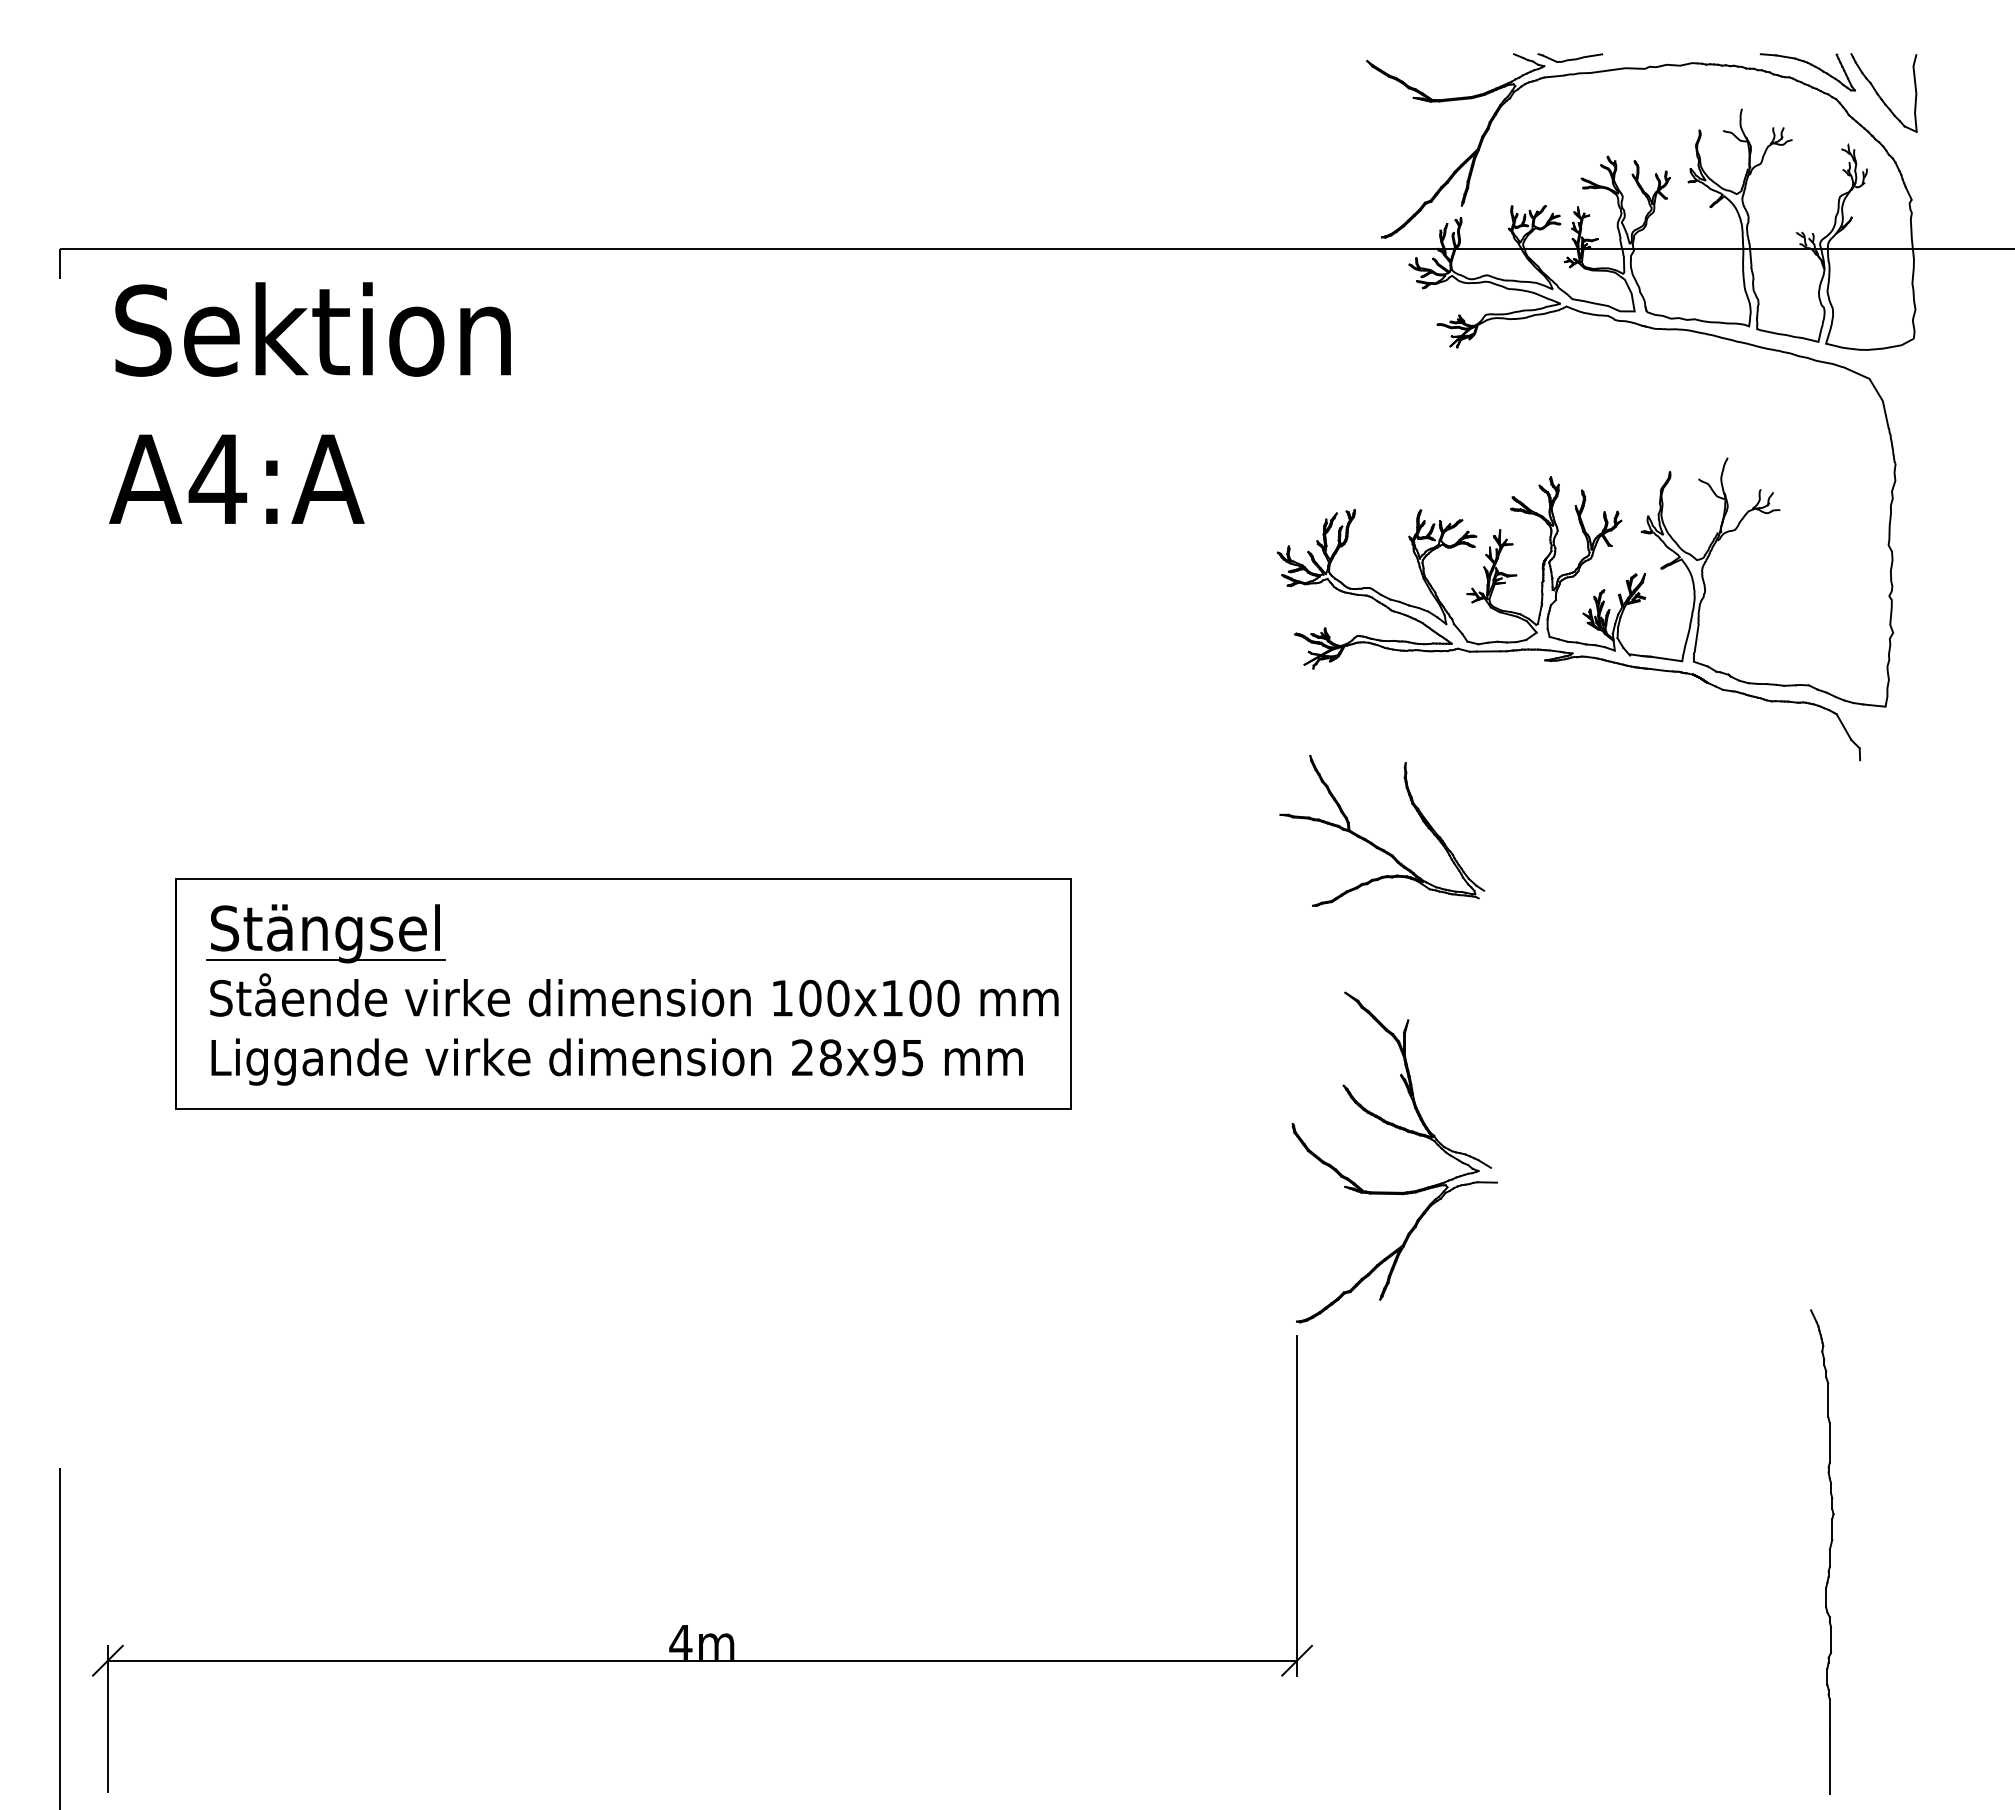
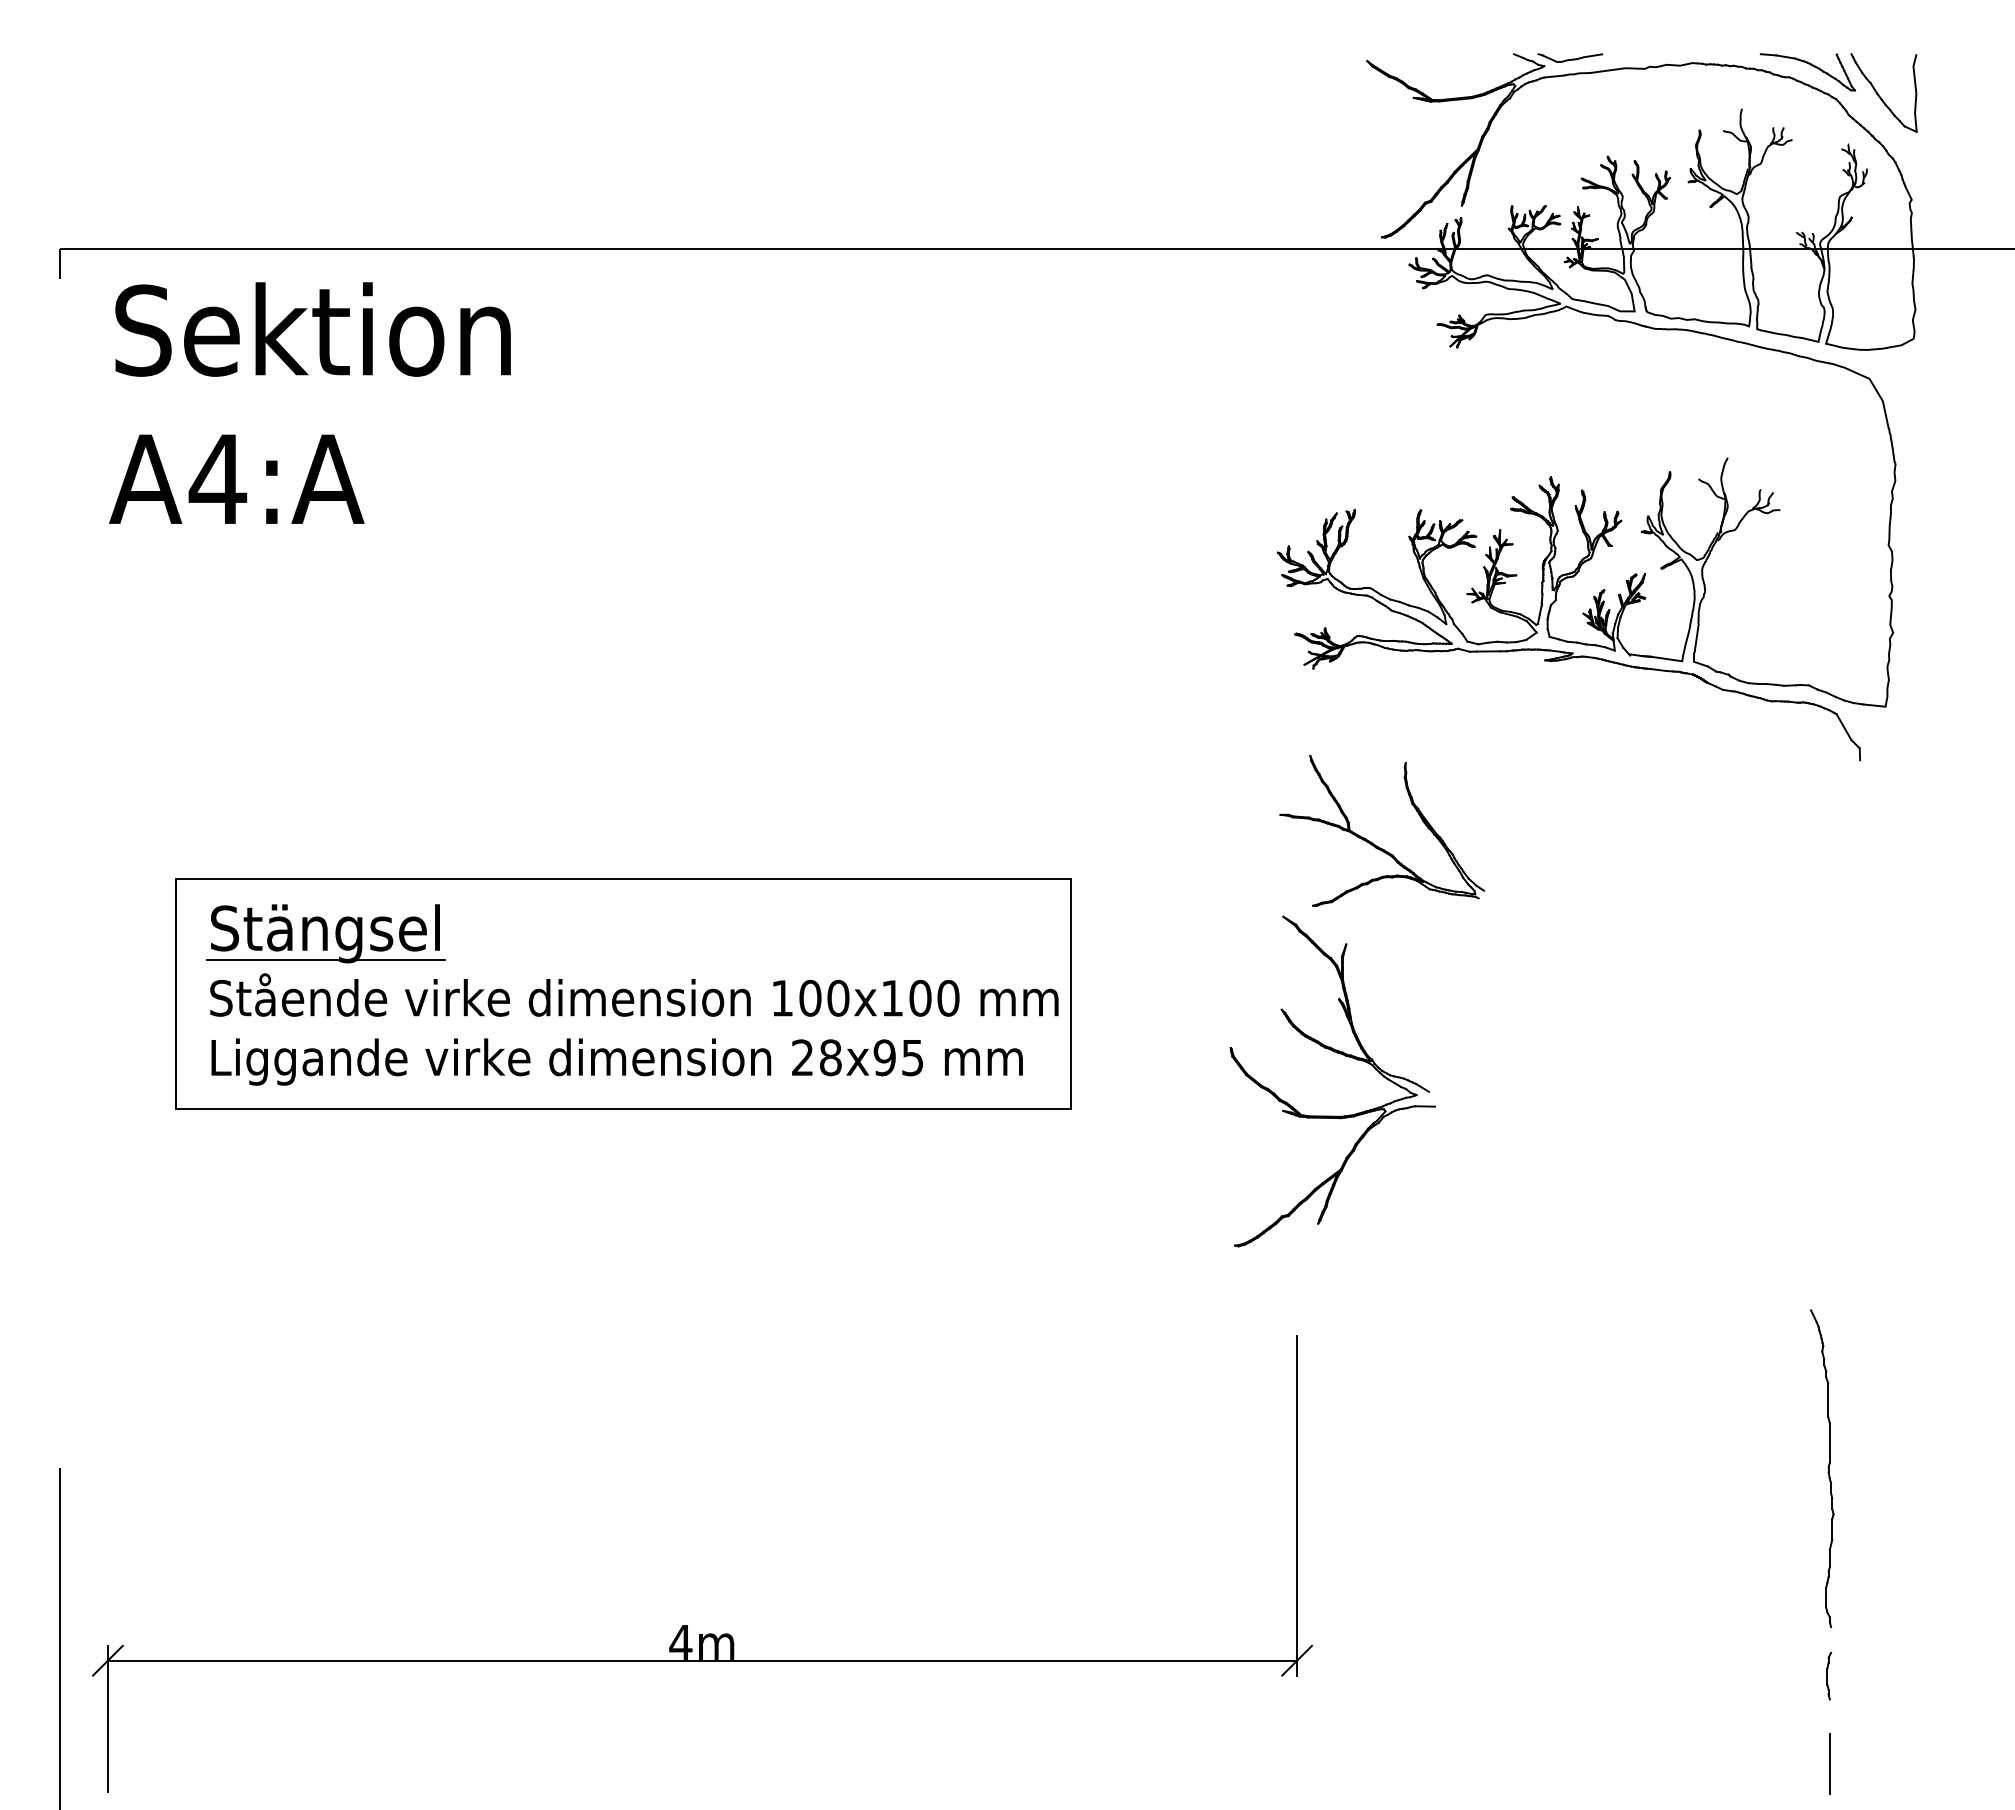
part position: (1402, 1130) -> (1340, 1054) (1340, 1054)
line: present -> none (1831, 1639)
line: present -> none (1829, 1716)
